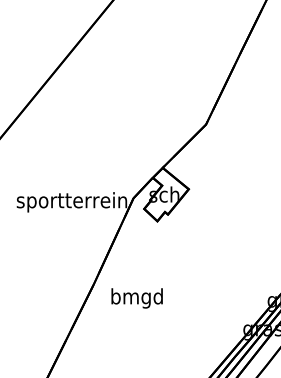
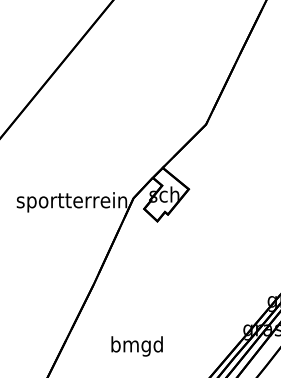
text position: (136, 298) -> (136, 346) (136, 346)
